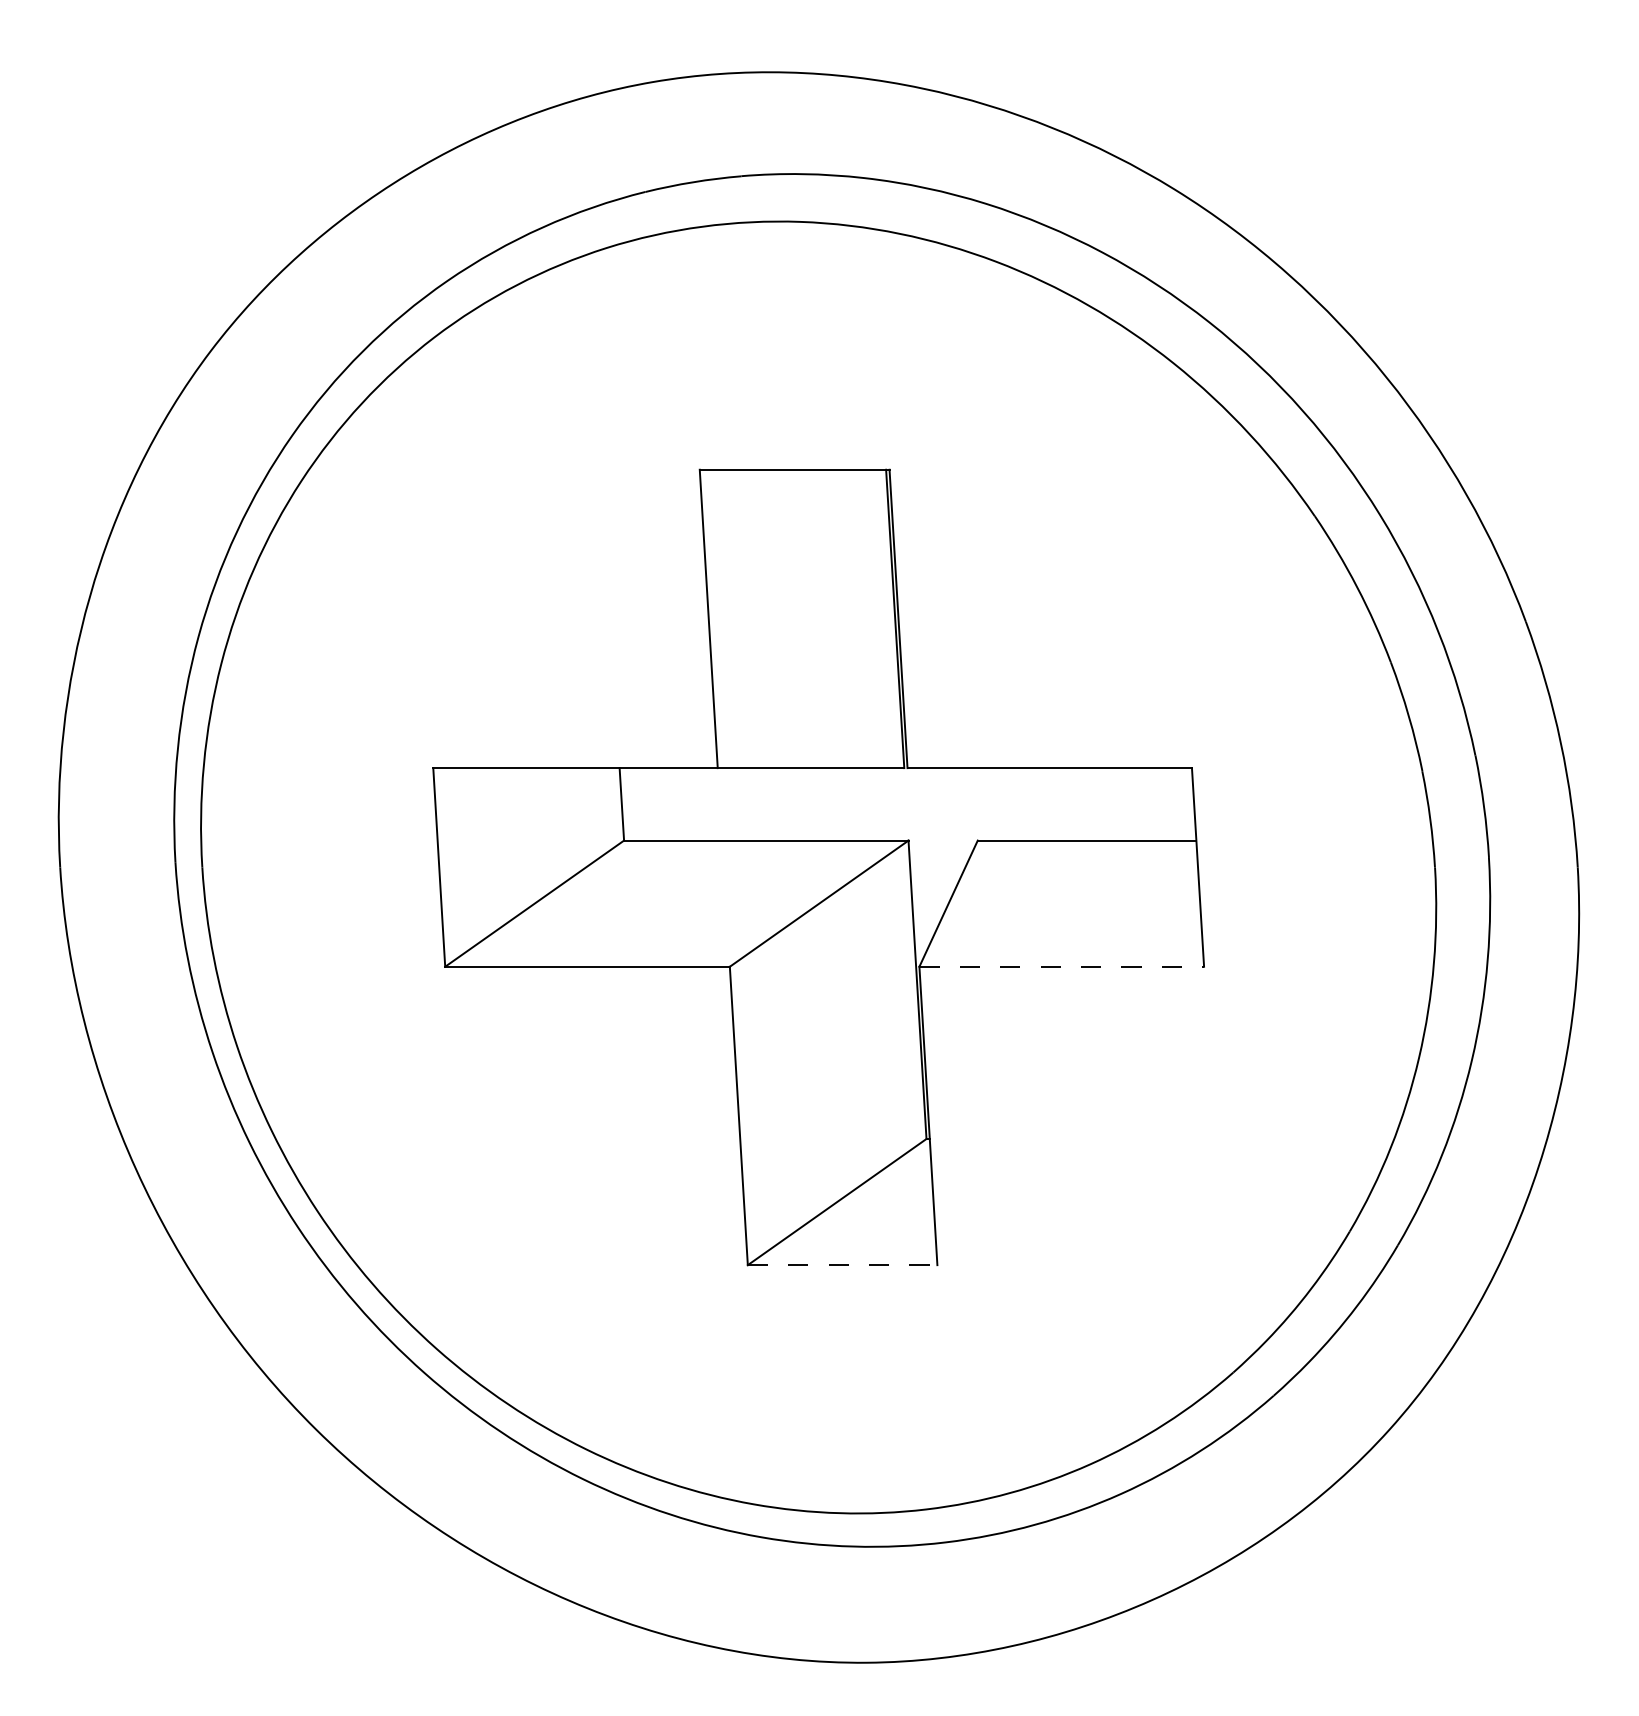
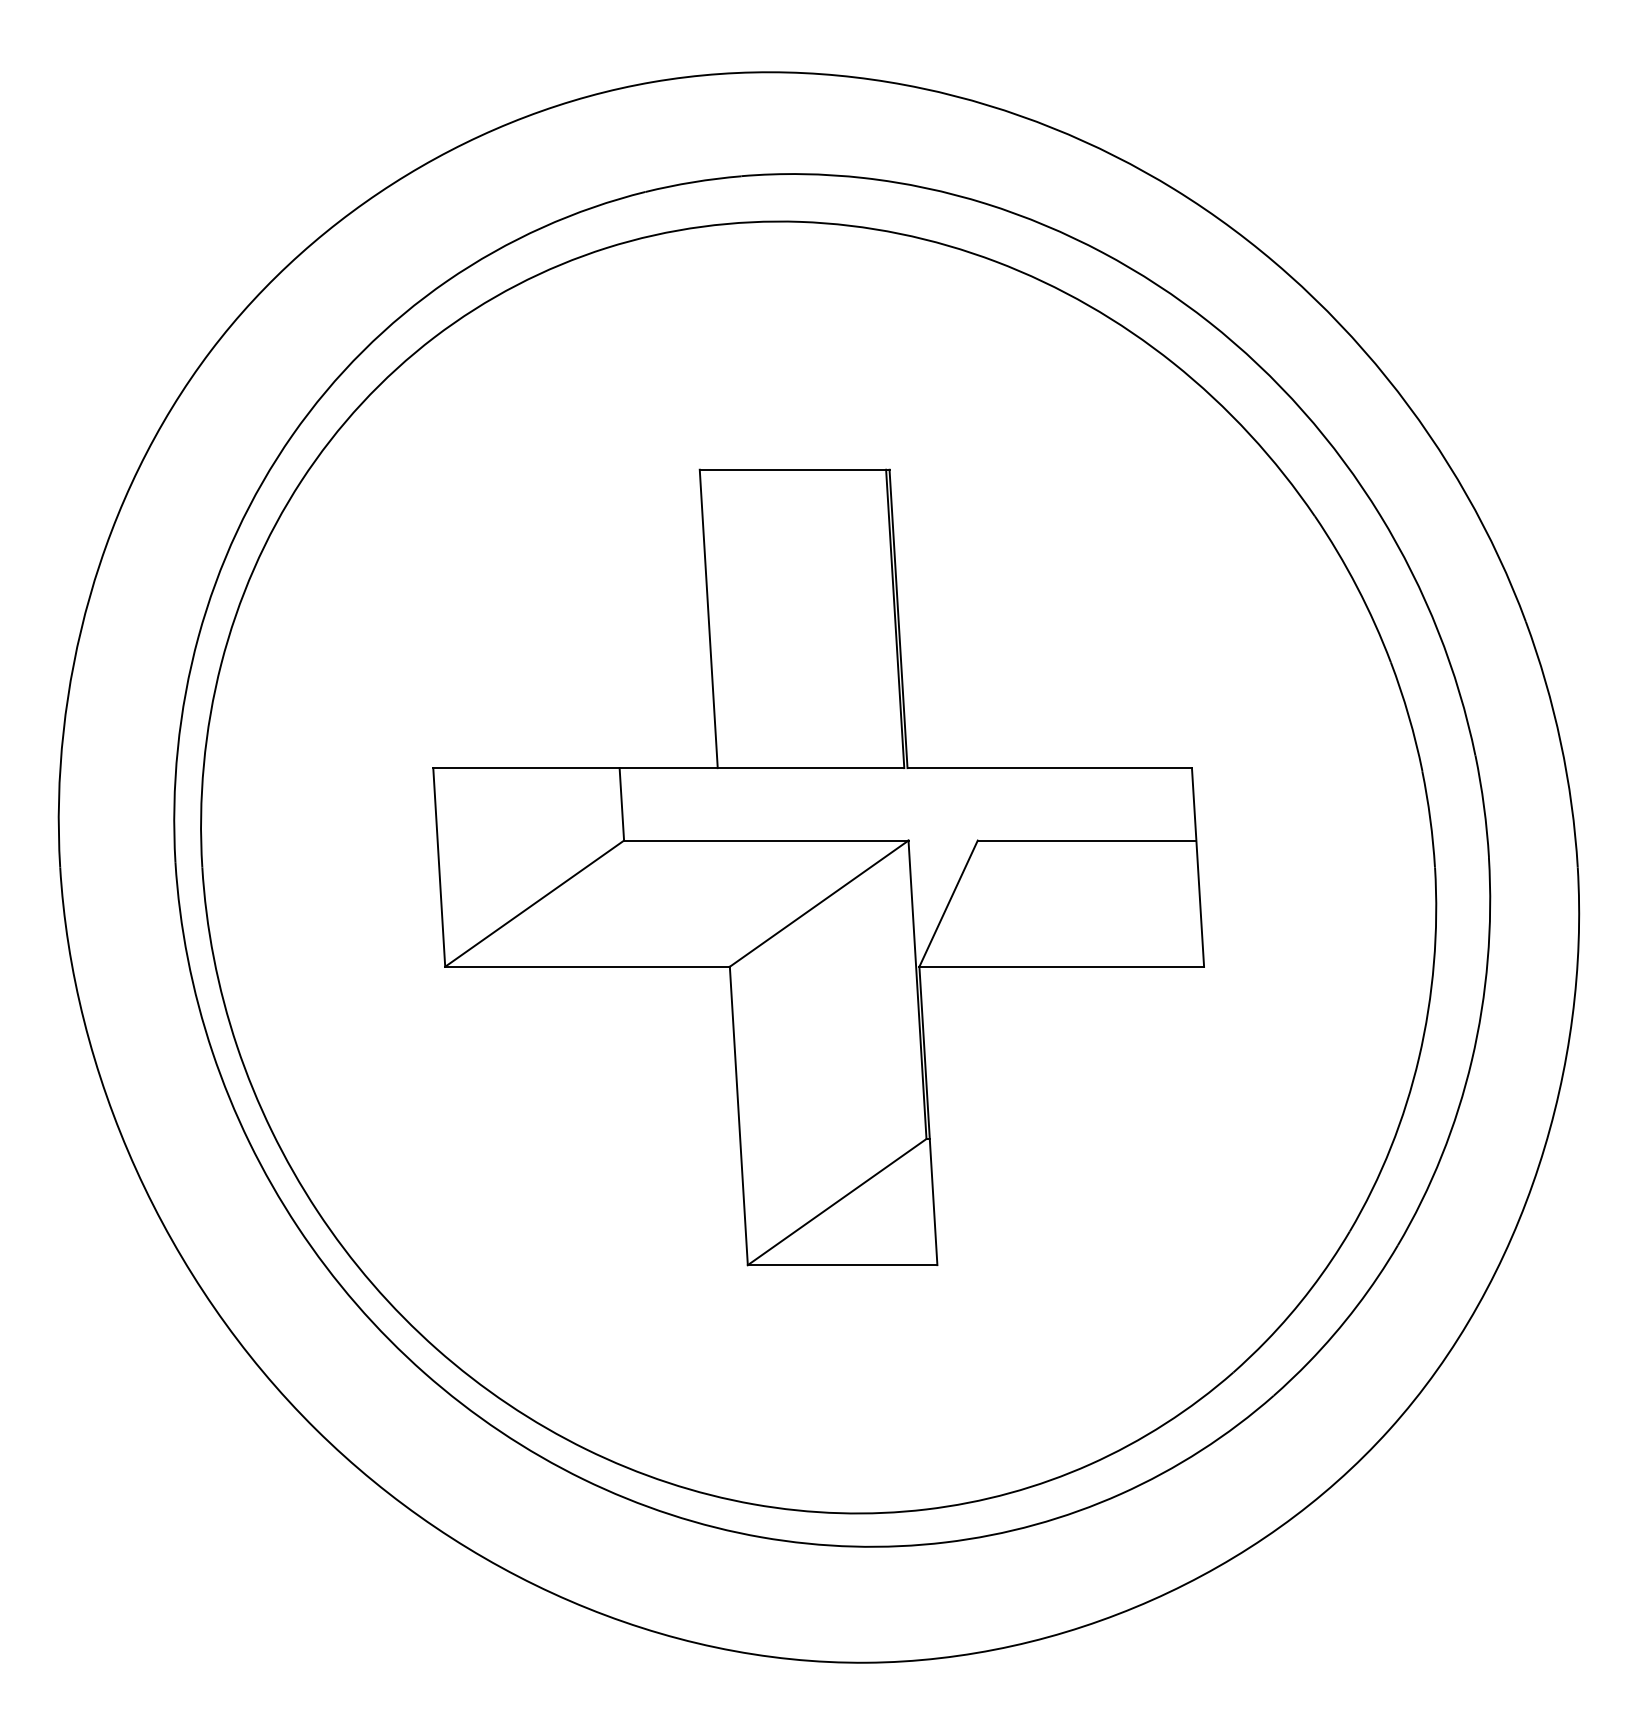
line: dashed -> solid (1062, 966)
line: dashed -> solid (842, 1265)
